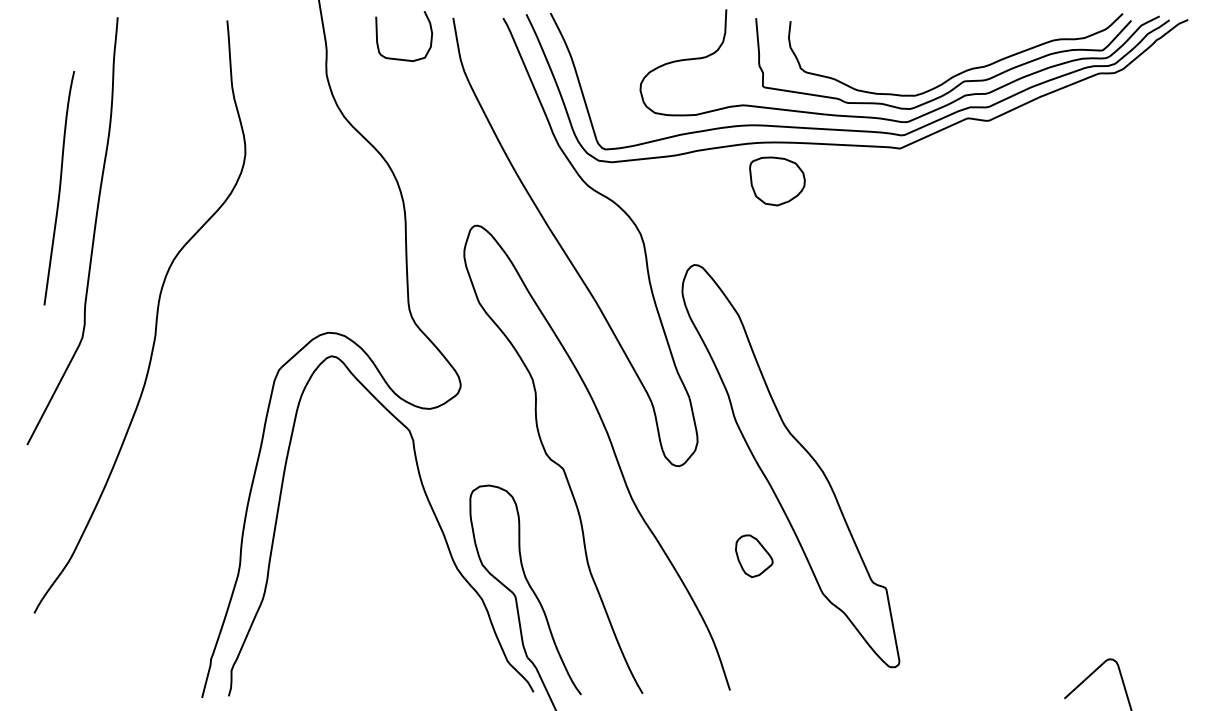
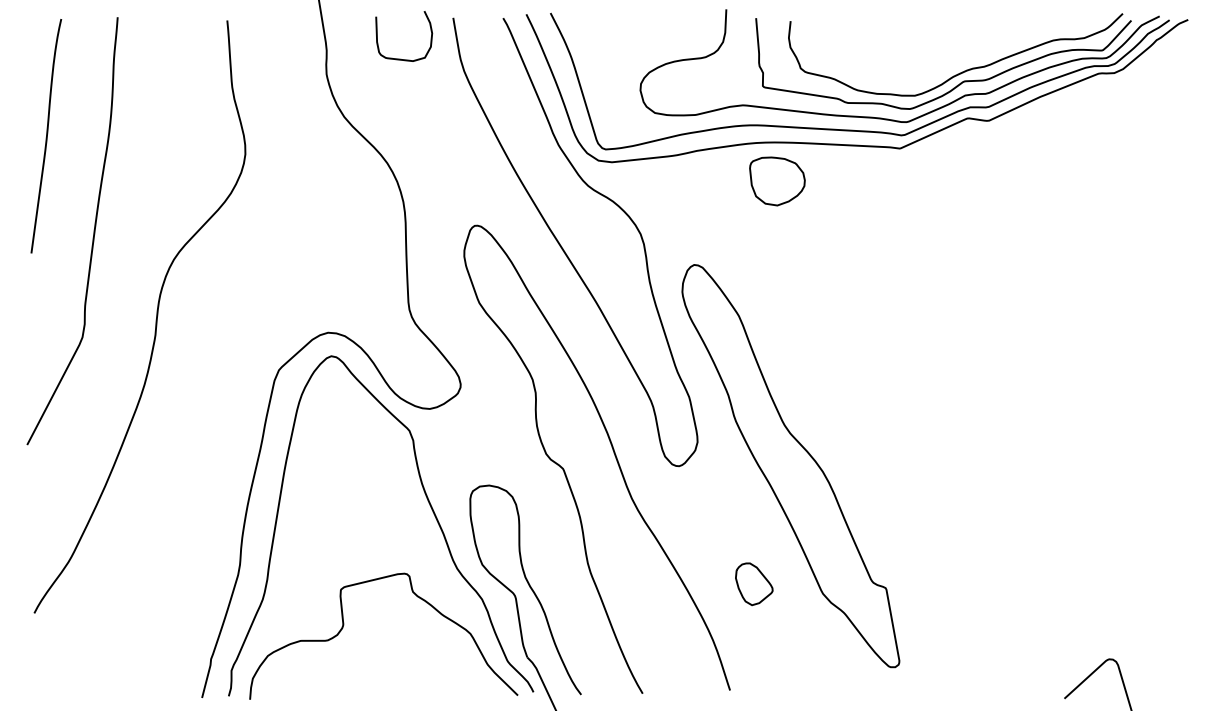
curve position: (59, 188) -> (46, 136) (46, 136)
part position: (754, 556) -> (754, 584) (754, 584)
curve: none -> present (344, 625)
